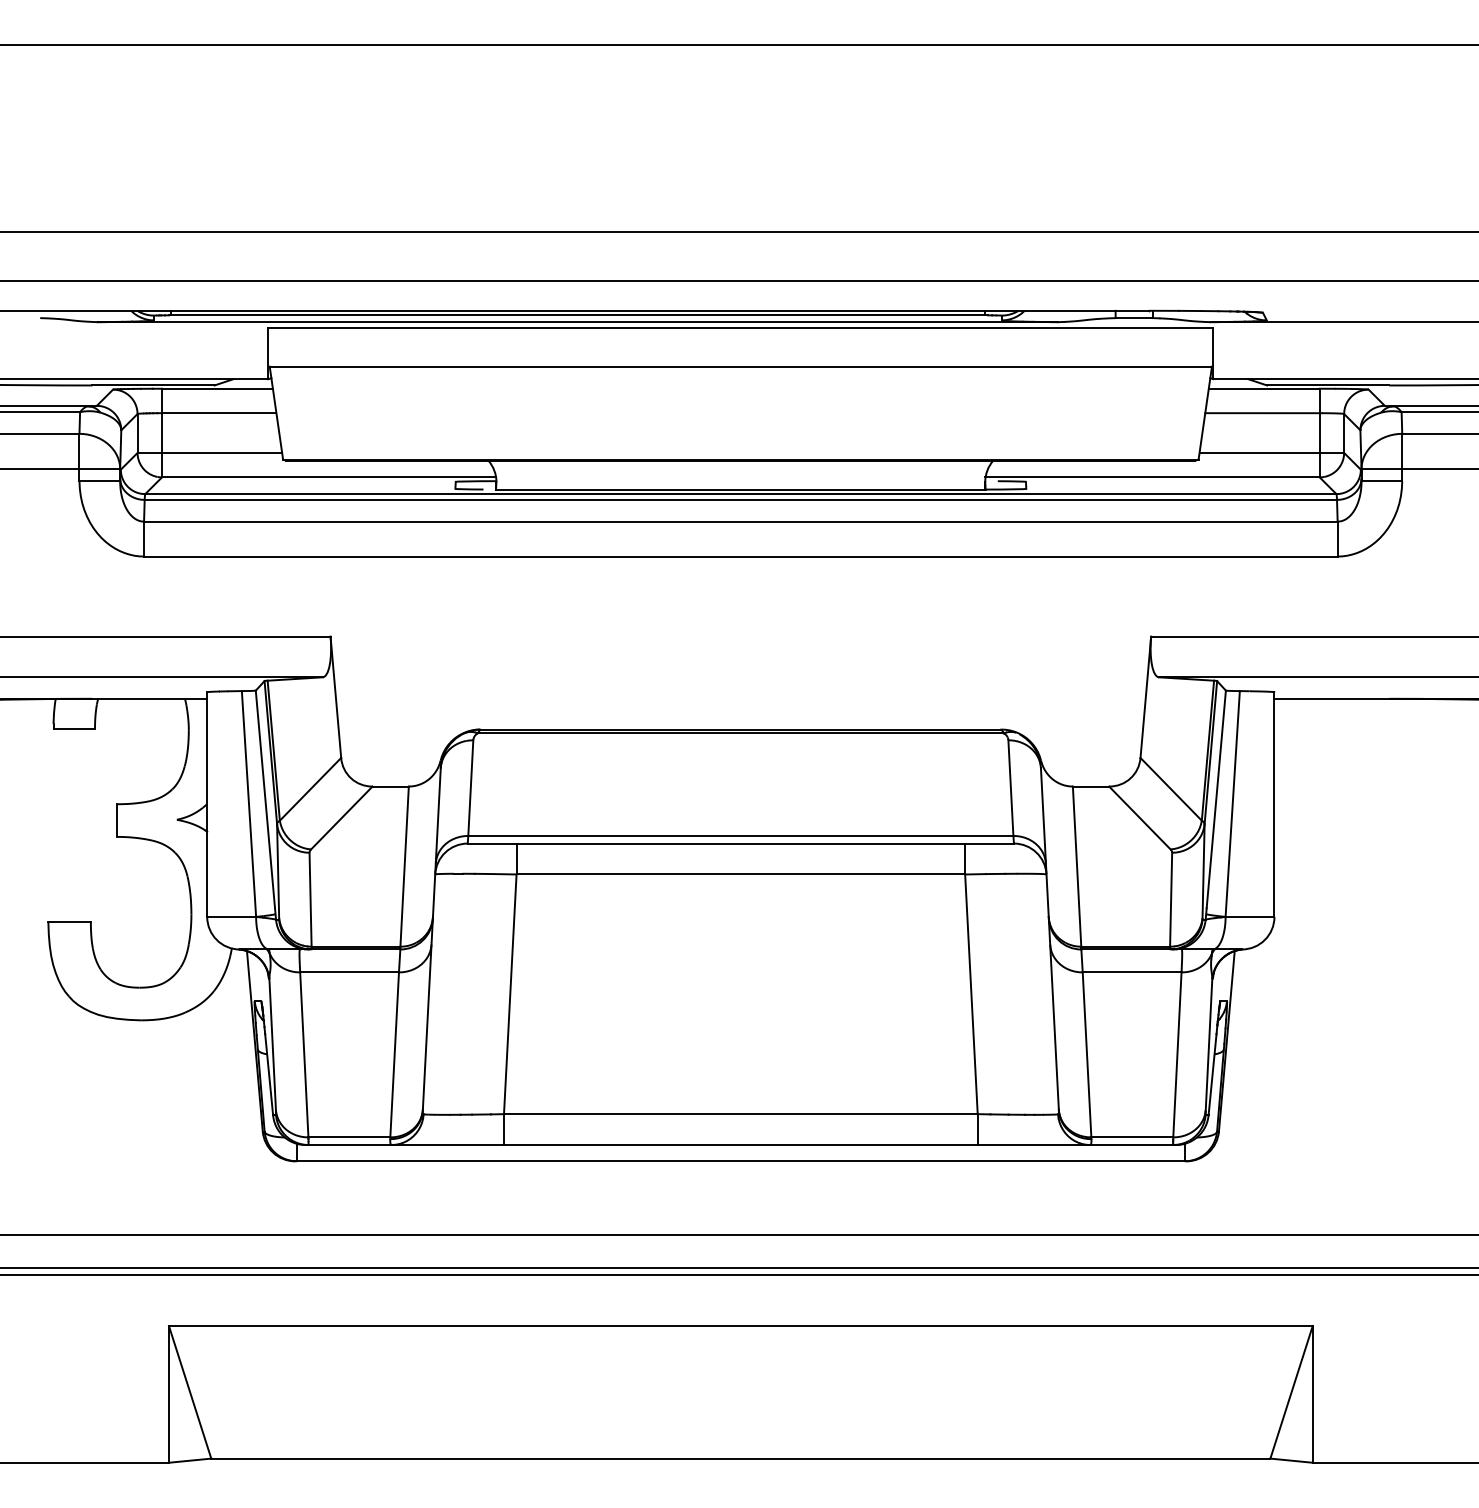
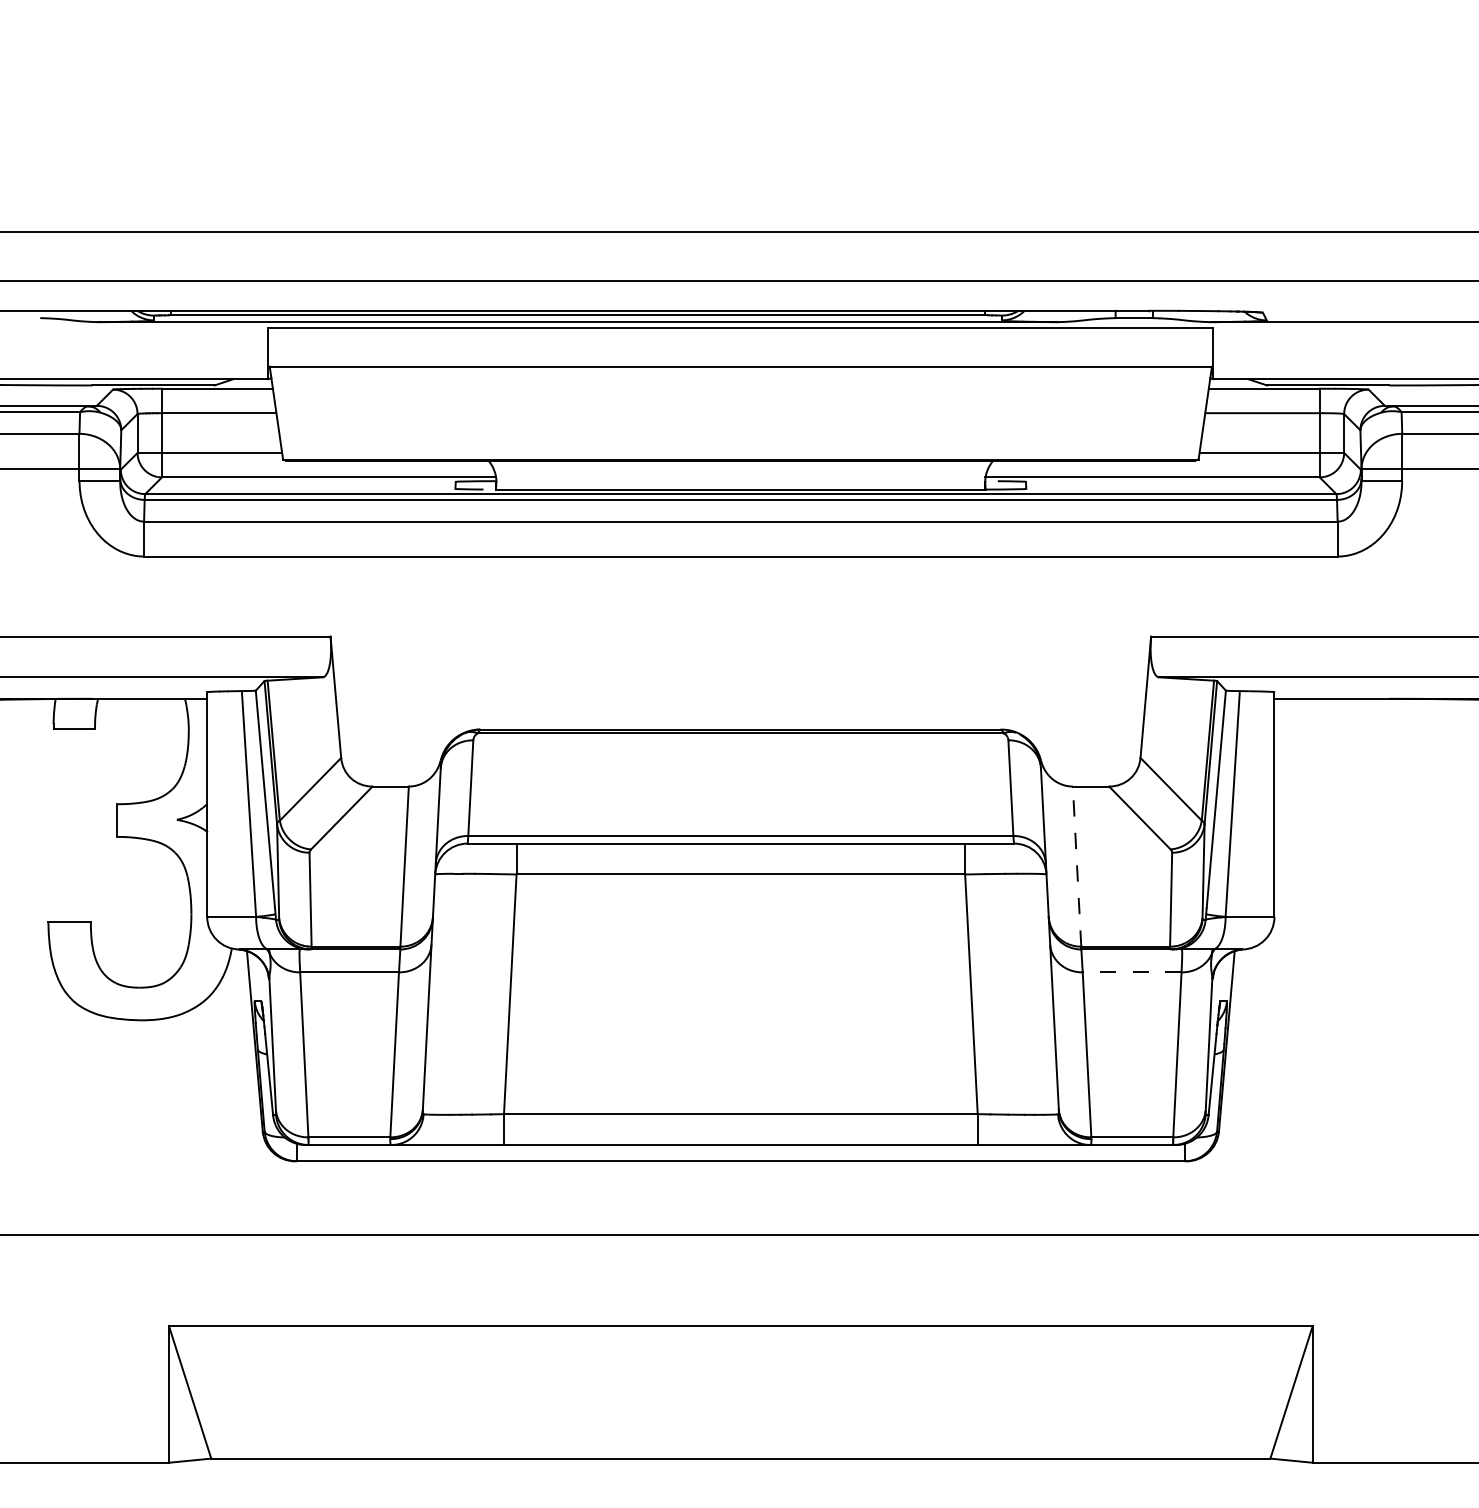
line: present -> none (738, 45)
line: solid -> dashed (1077, 866)
line: solid -> dashed (1131, 972)
line: present -> none (738, 1267)
line: present -> none (738, 1274)
